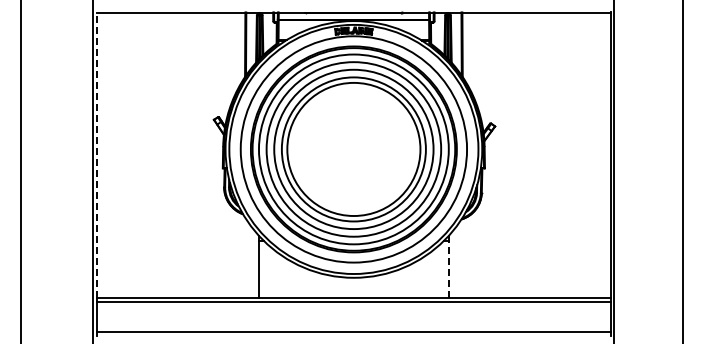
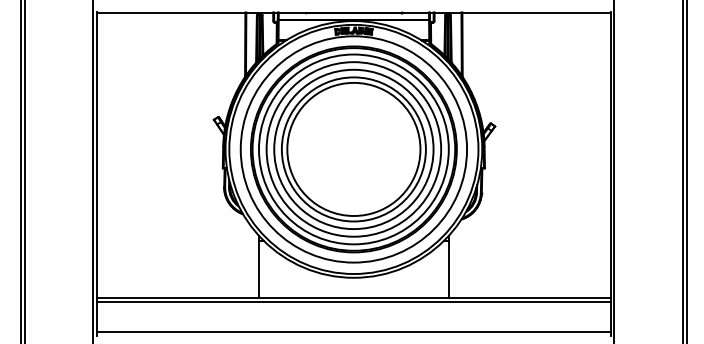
line: dashed -> solid (97, 155)
line: none -> present (24, 171)
line: none -> present (686, 171)
line: dashed -> solid (448, 269)
